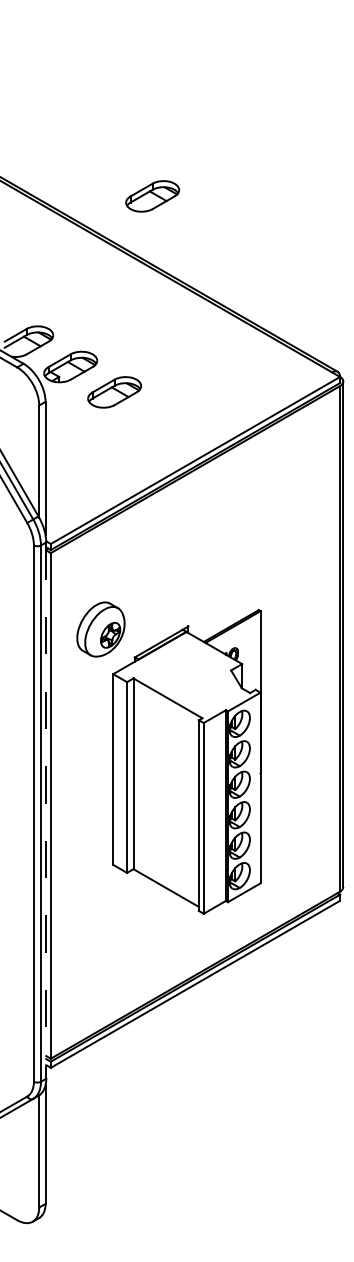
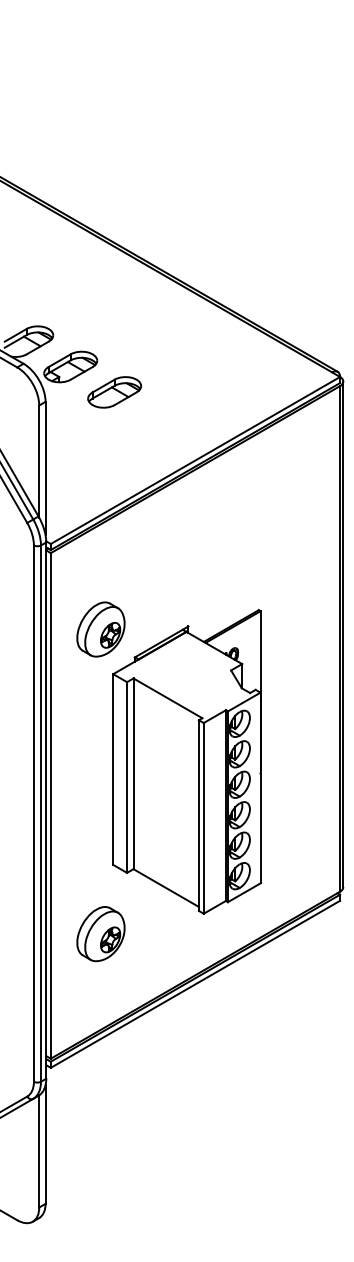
part: present -> none (152, 196)
line: dashed -> solid (46, 811)
part: none -> present (100, 934)
